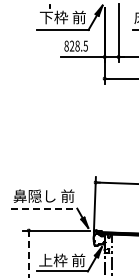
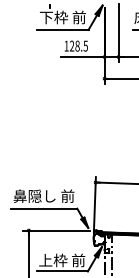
text: 828.5 -> 128.5 (66, 45)
line: dashed -> solid (44, 208)
line: dashed -> solid (28, 255)
